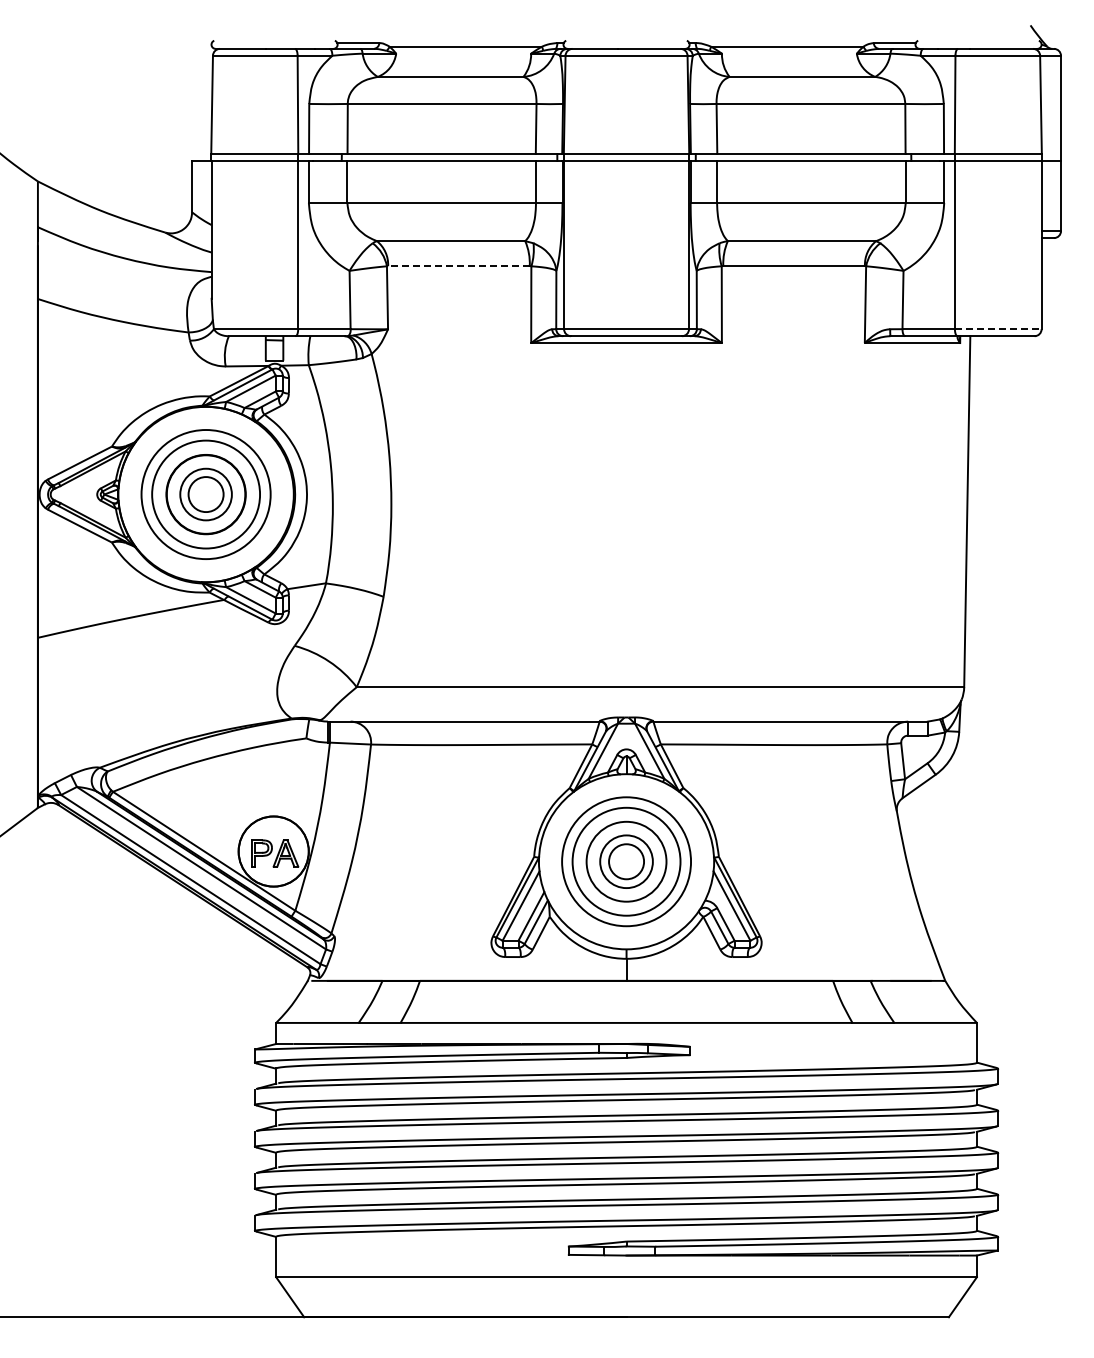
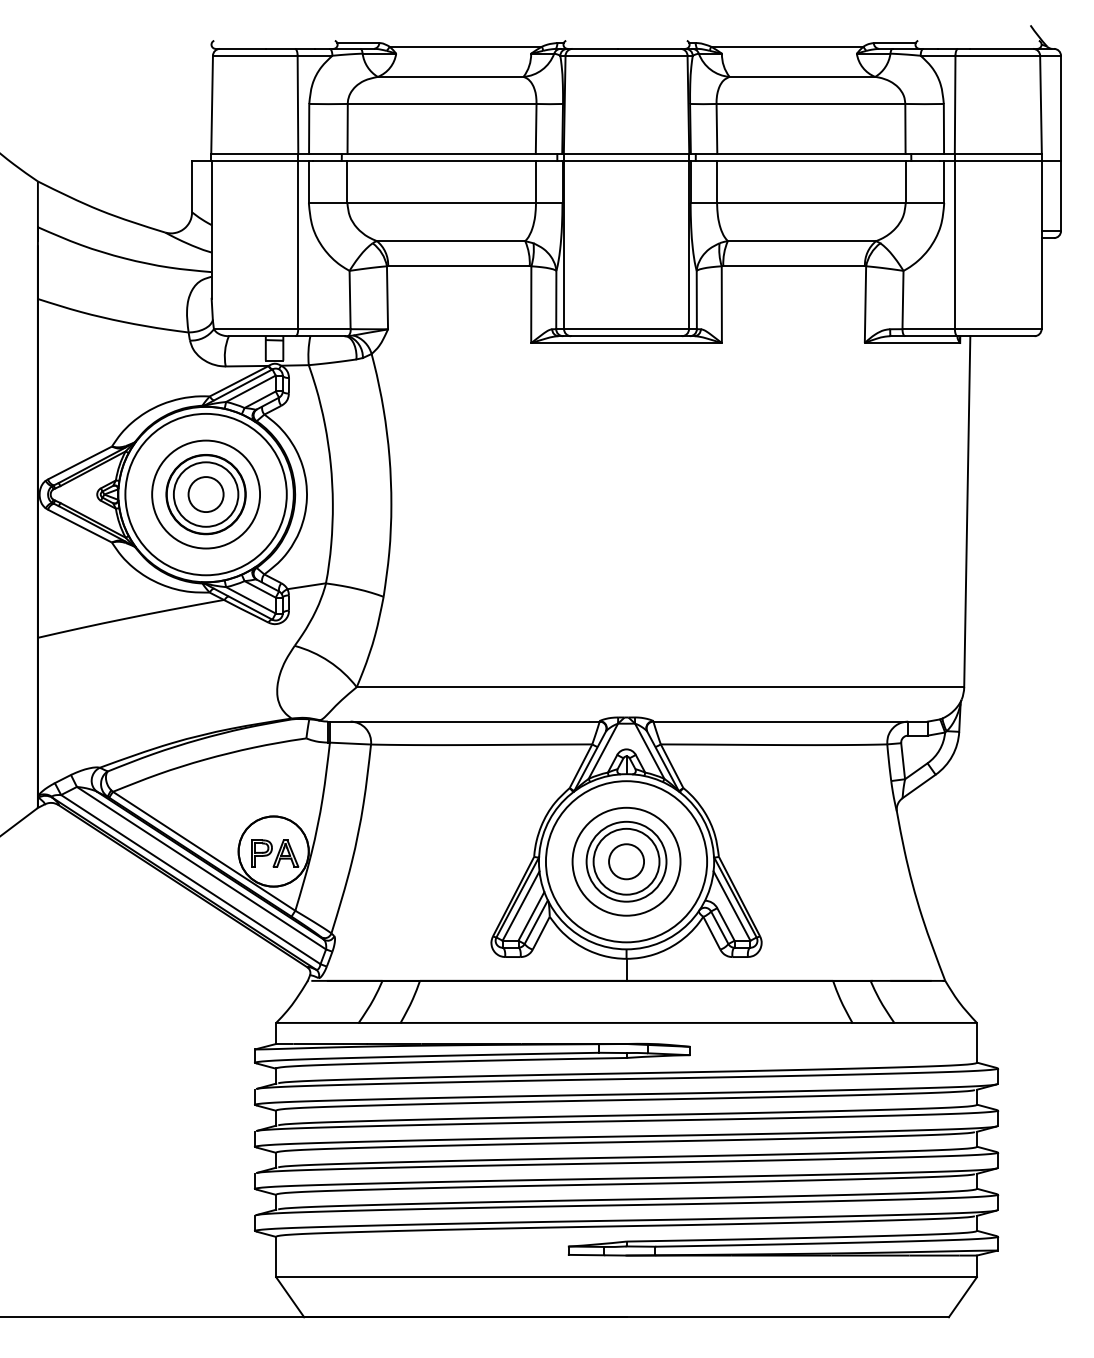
line: dashed -> solid (458, 266)
line: dashed -> solid (998, 329)
circle diameter: 129 px -> 161 px (205, 494)
circle diameter: 52 px -> 65 px (205, 494)
circle diameter: 129 px -> 161 px (626, 861)
circle diameter: 53 px -> 66 px (626, 861)
